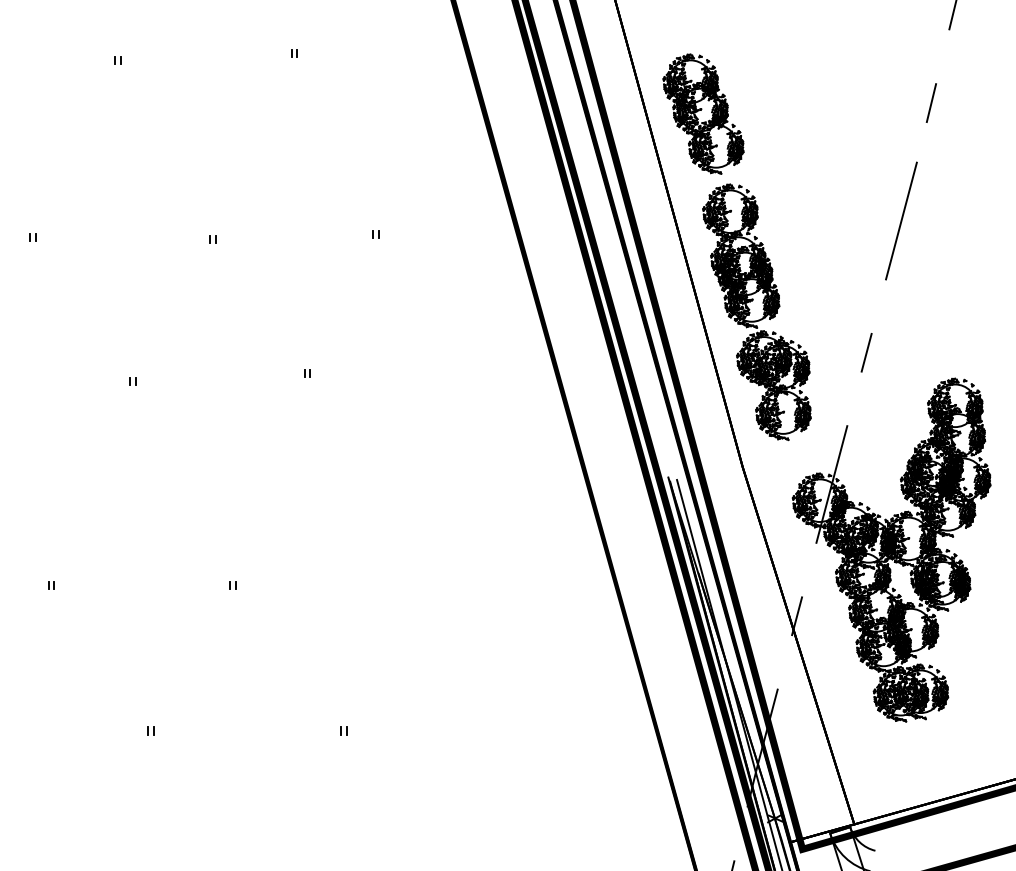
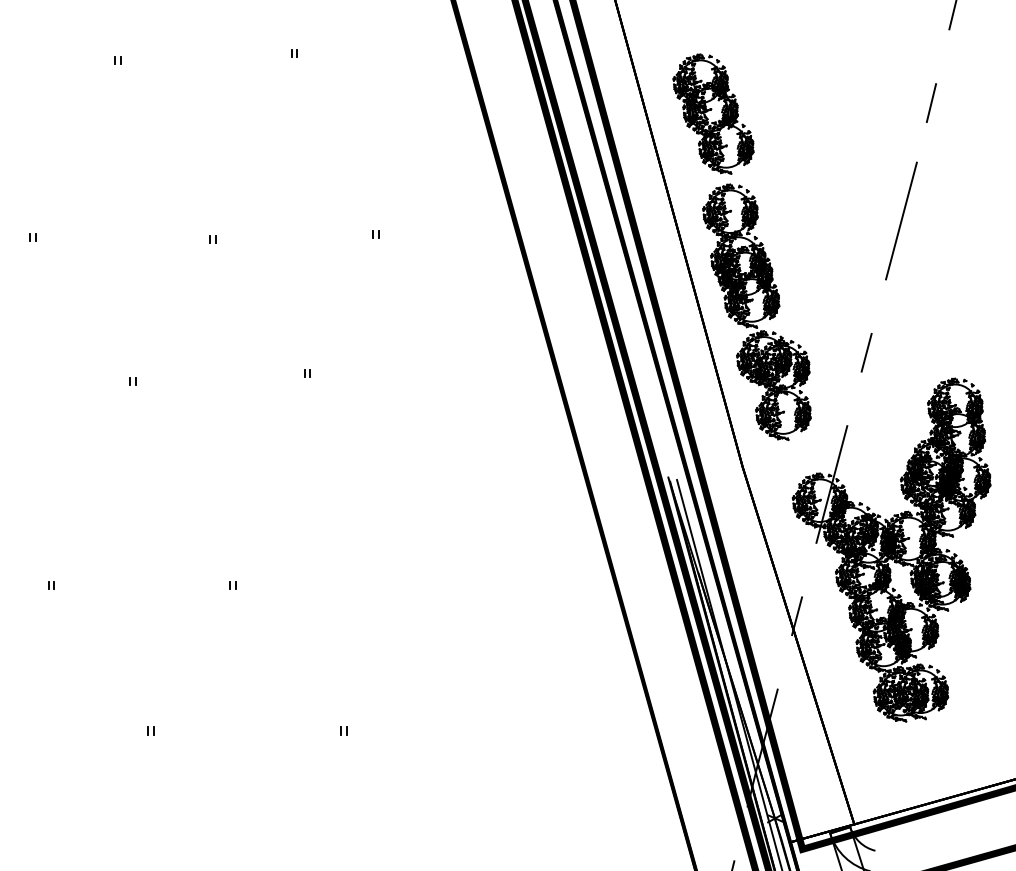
part position: (703, 113) -> (713, 113) (713, 113)
